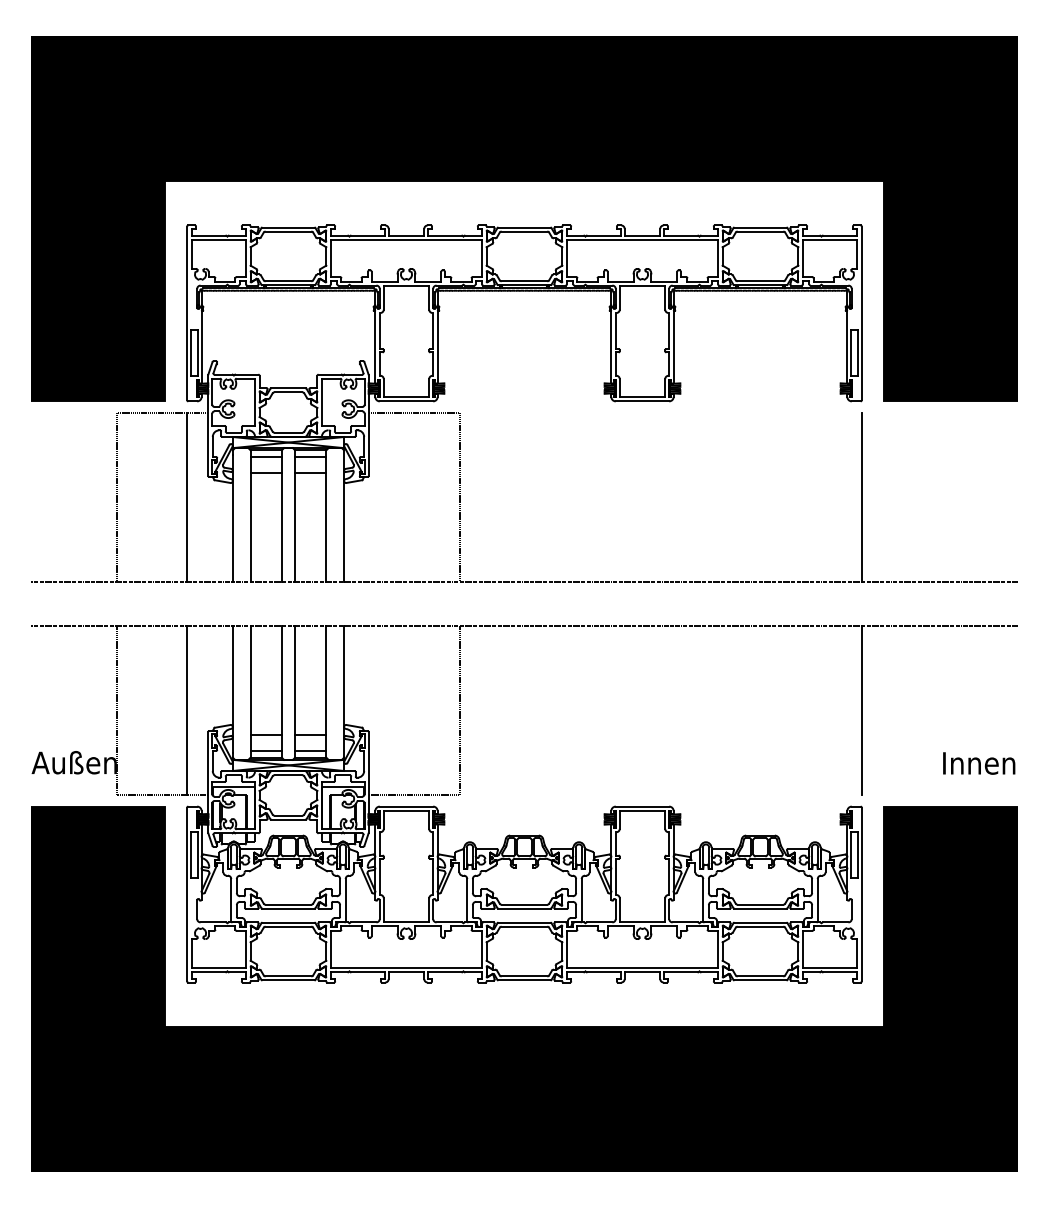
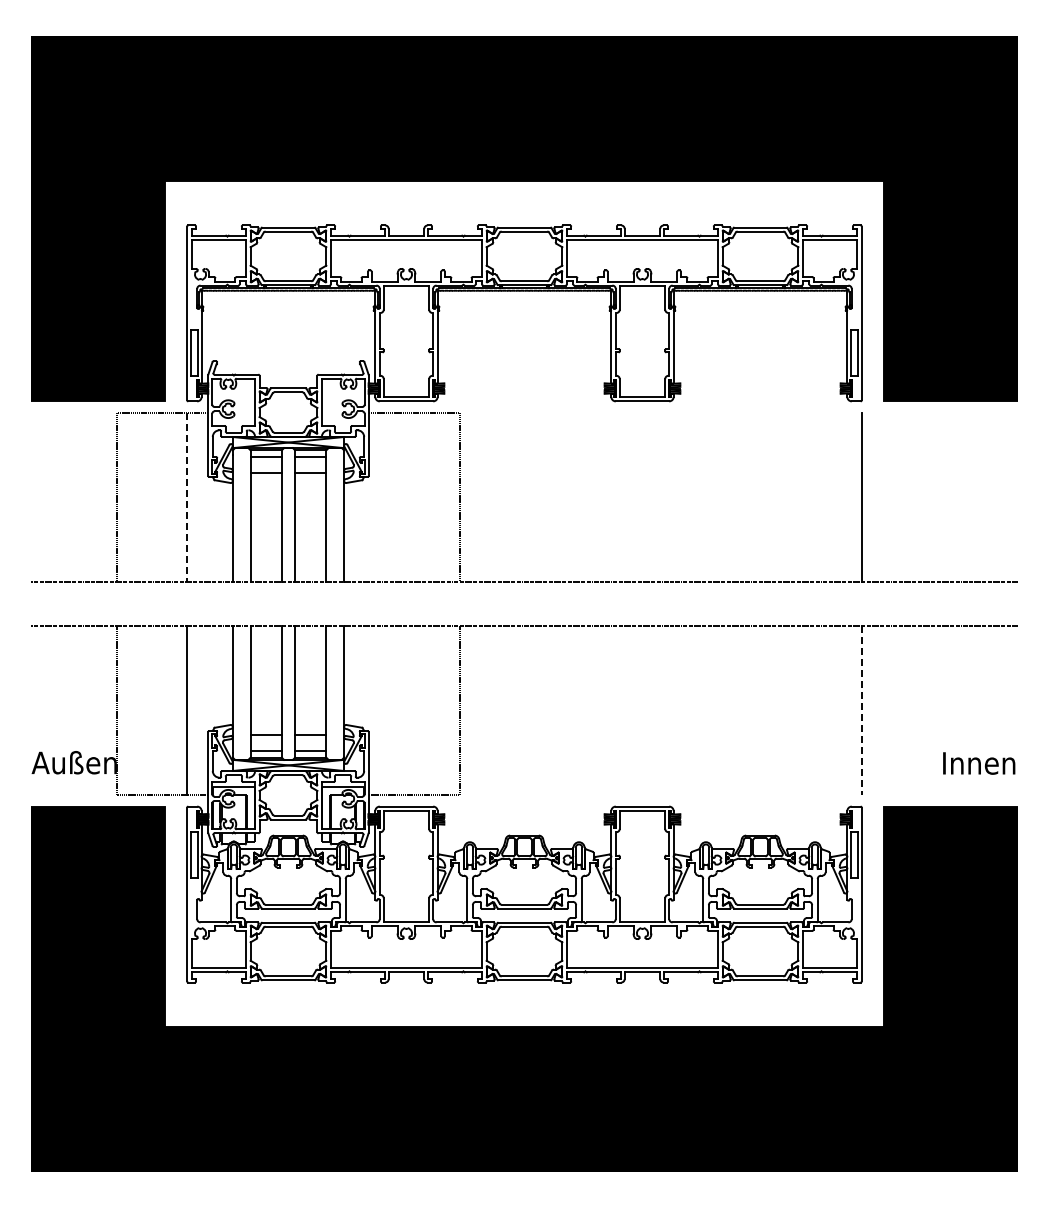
line: solid -> dashed (187, 497)
line: solid -> dashed (861, 710)
